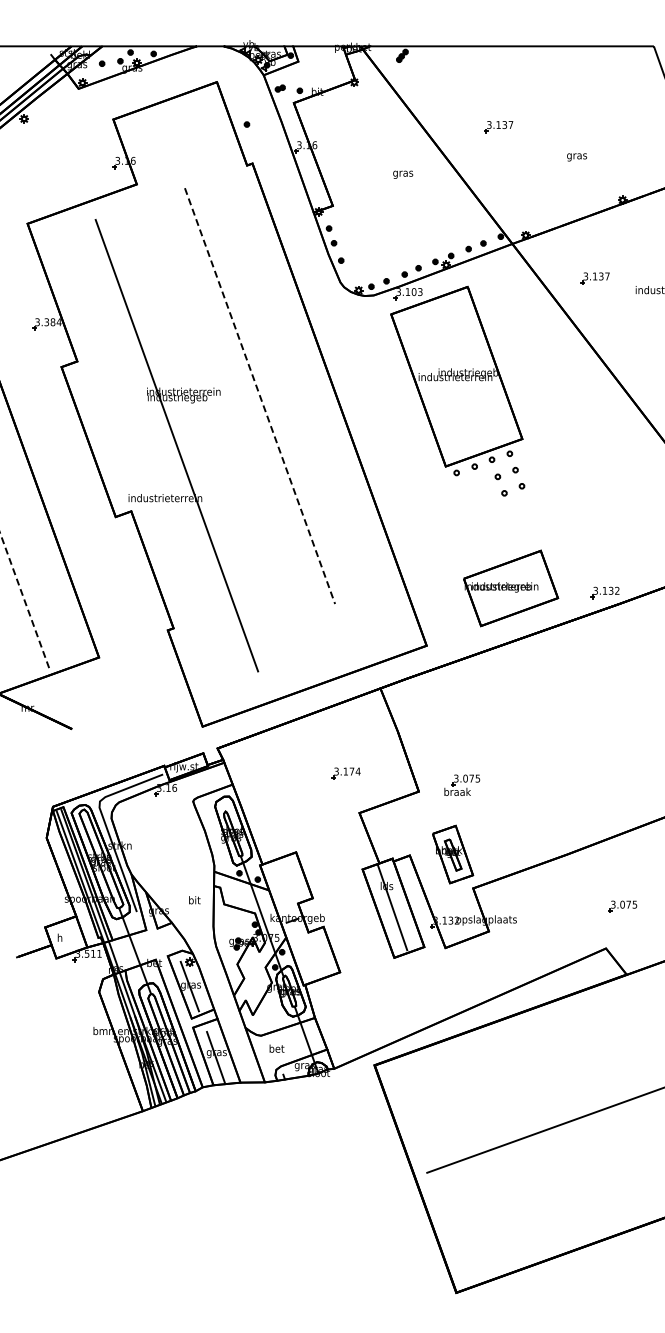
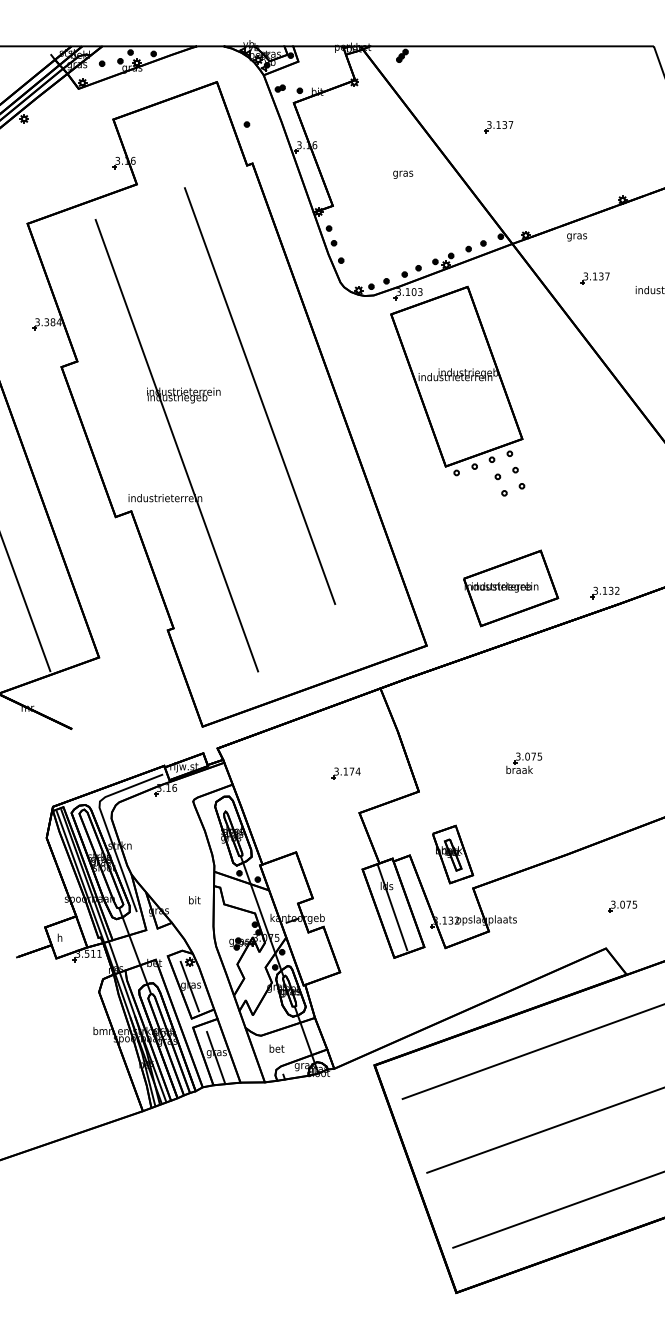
text position: (577, 157) -> (577, 237) (577, 237)
line: dashed -> solid (260, 396)
line: dashed -> solid (25, 602)
part position: (462, 784) -> (524, 762) (524, 762)
line: none -> present (531, 1051)
line: none -> present (557, 1209)
